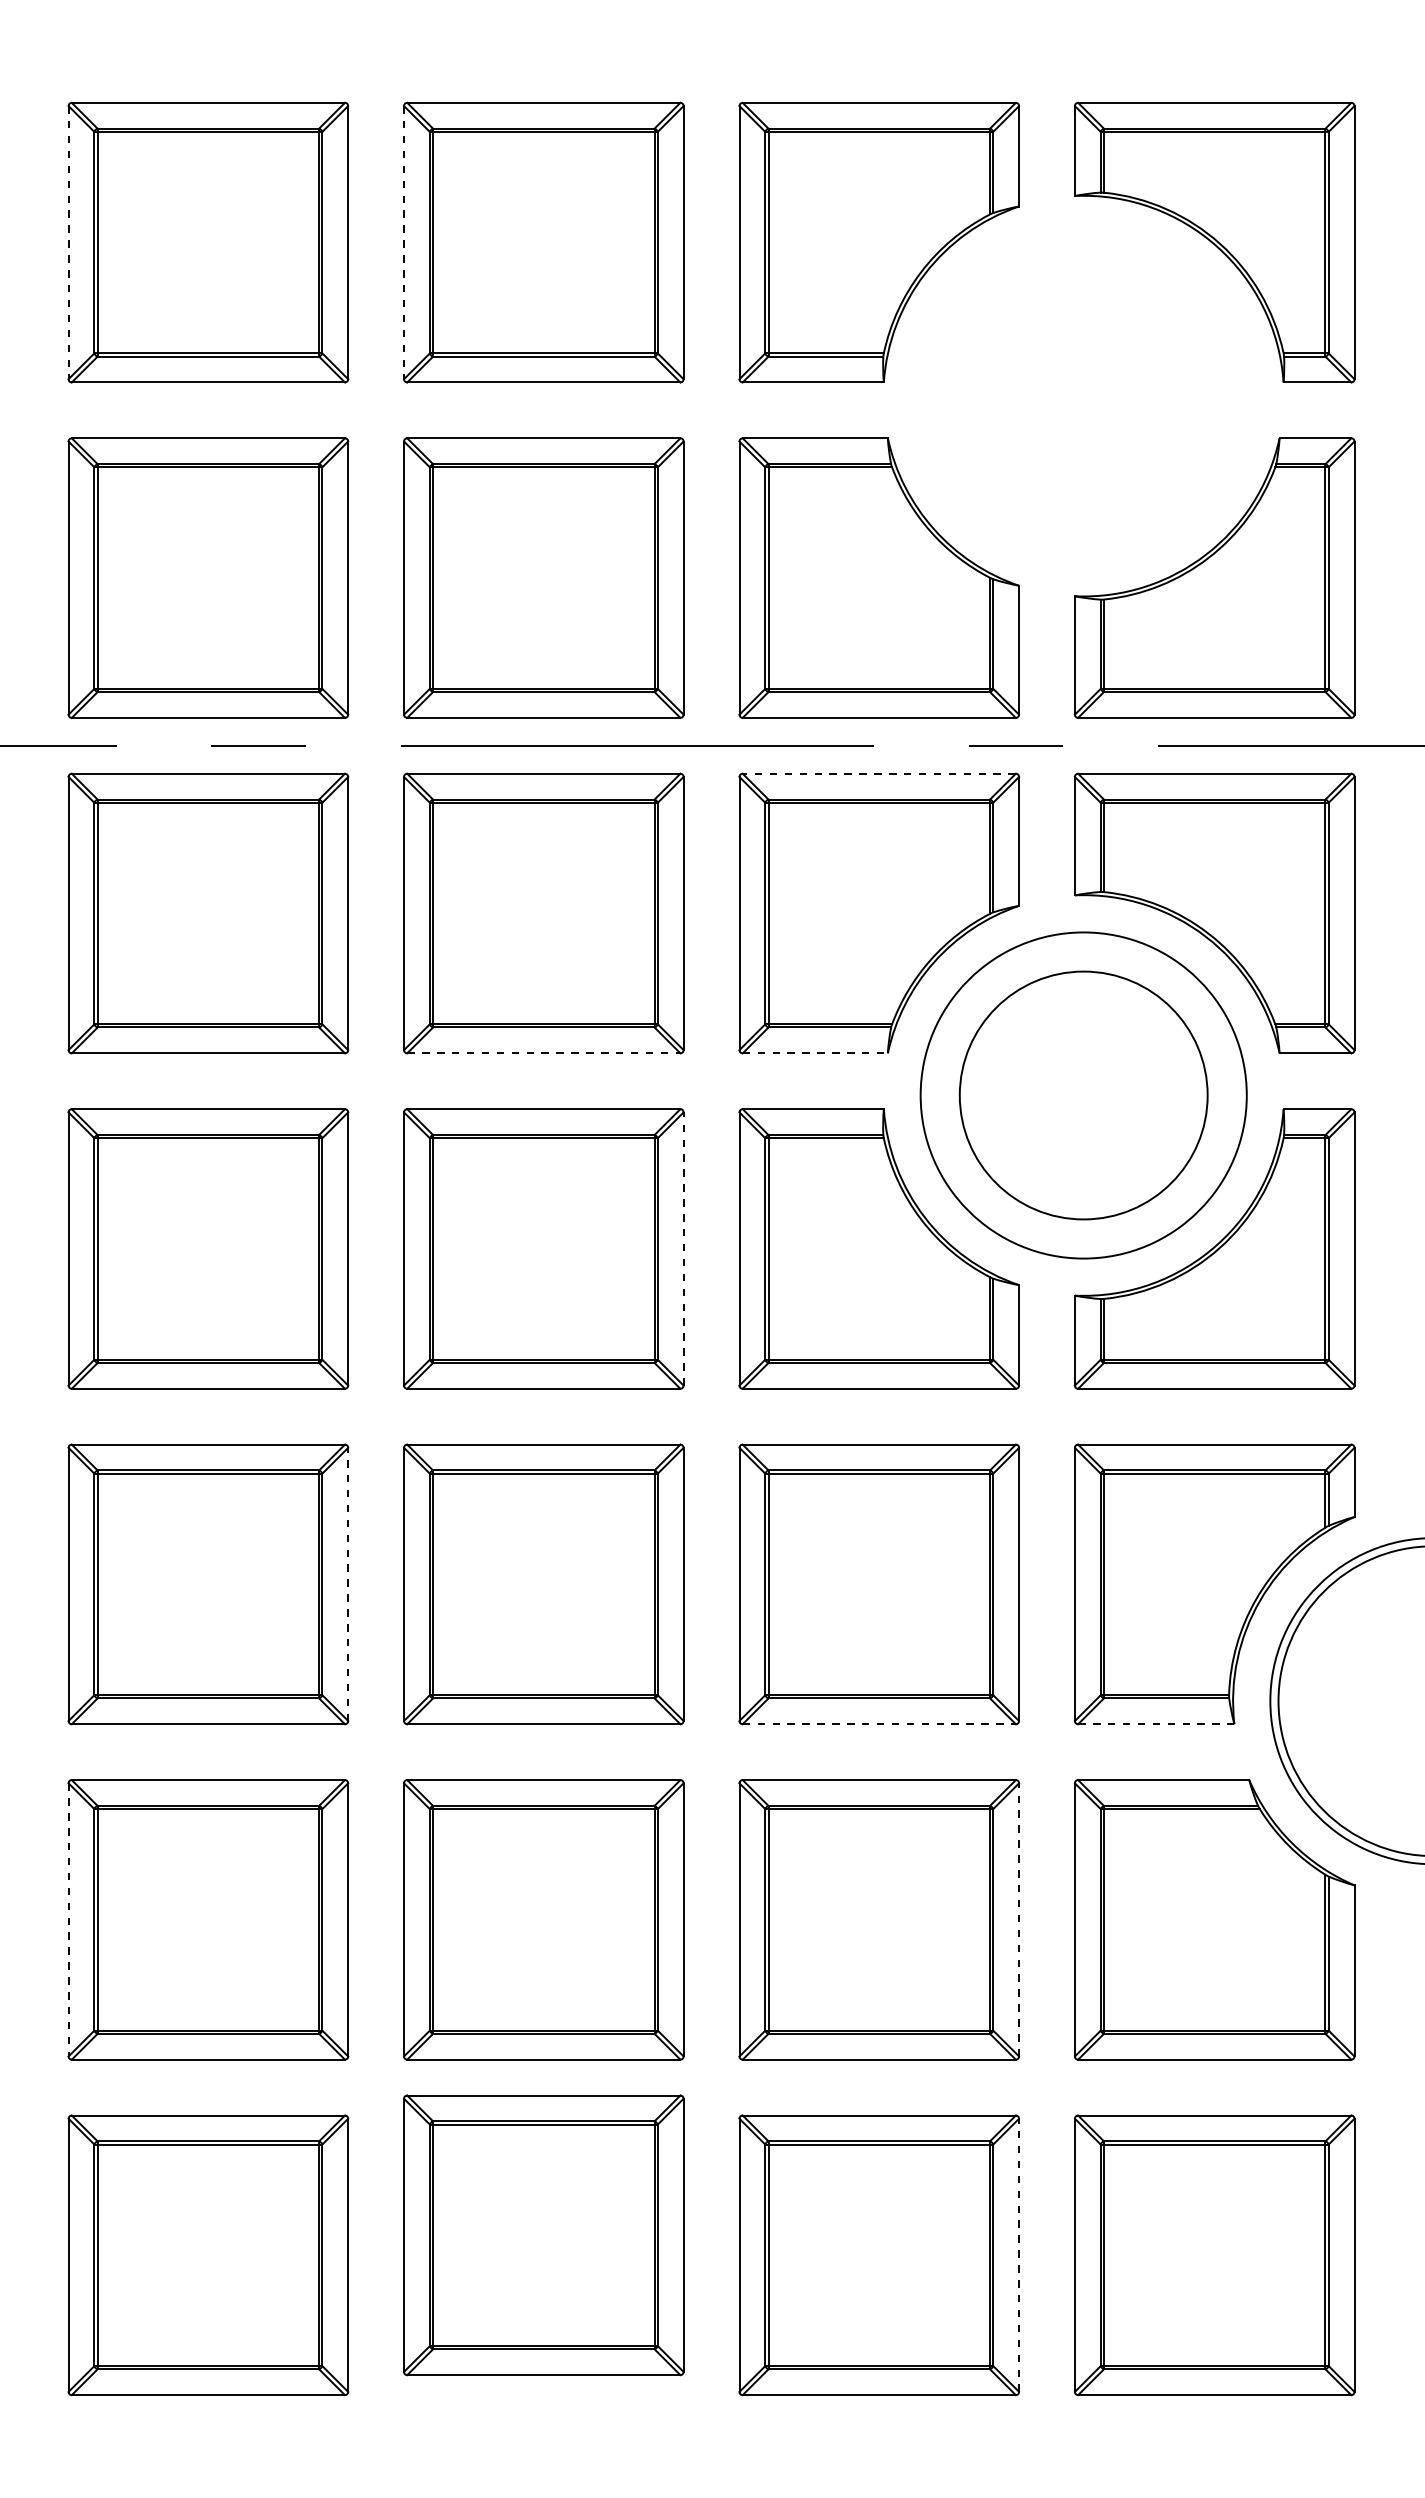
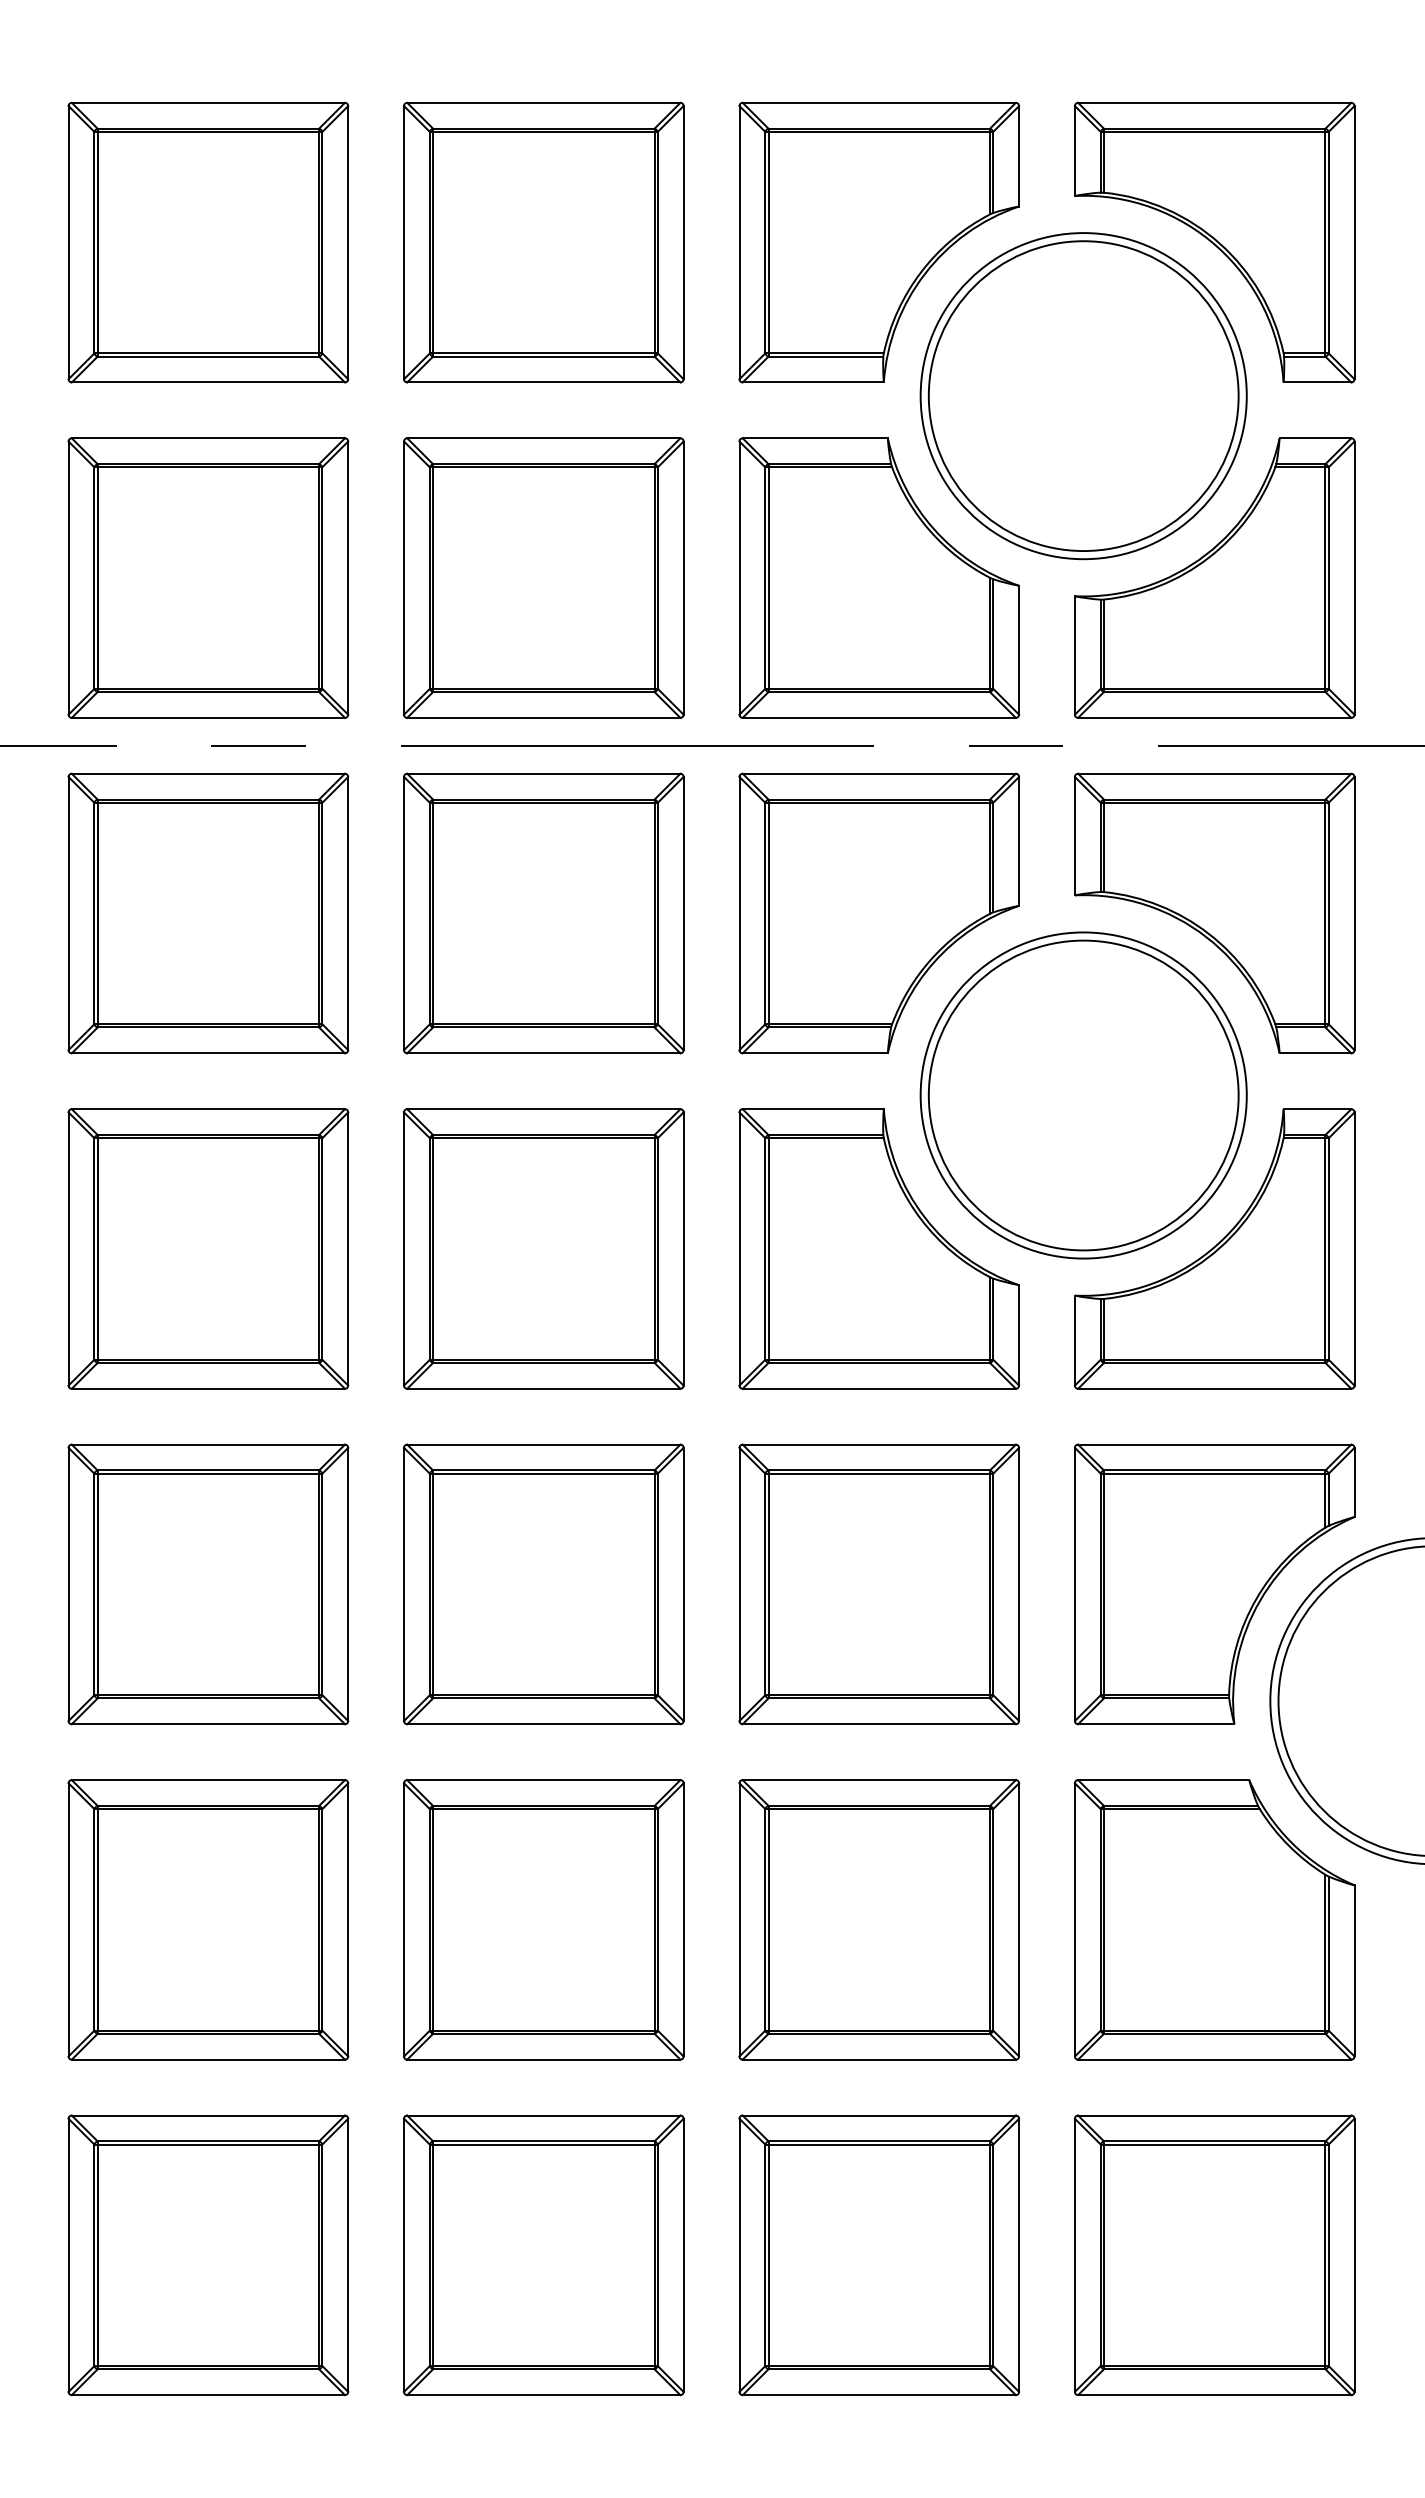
line: dashed -> solid (68, 242)
line: dashed -> solid (404, 242)
part: none -> present (1083, 396)
line: dashed -> solid (879, 773)
line: dashed -> solid (543, 1053)
line: dashed -> solid (815, 1053)
circle diameter: 248 px -> 310 px (1083, 1095)
line: dashed -> solid (683, 1248)
line: dashed -> solid (348, 1584)
line: dashed -> solid (879, 1724)
line: dashed -> solid (1156, 1724)
line: dashed -> solid (68, 1919)
line: dashed -> solid (1019, 1919)
part position: (543, 2235) -> (543, 2255) (543, 2255)
line: dashed -> solid (1019, 2255)
